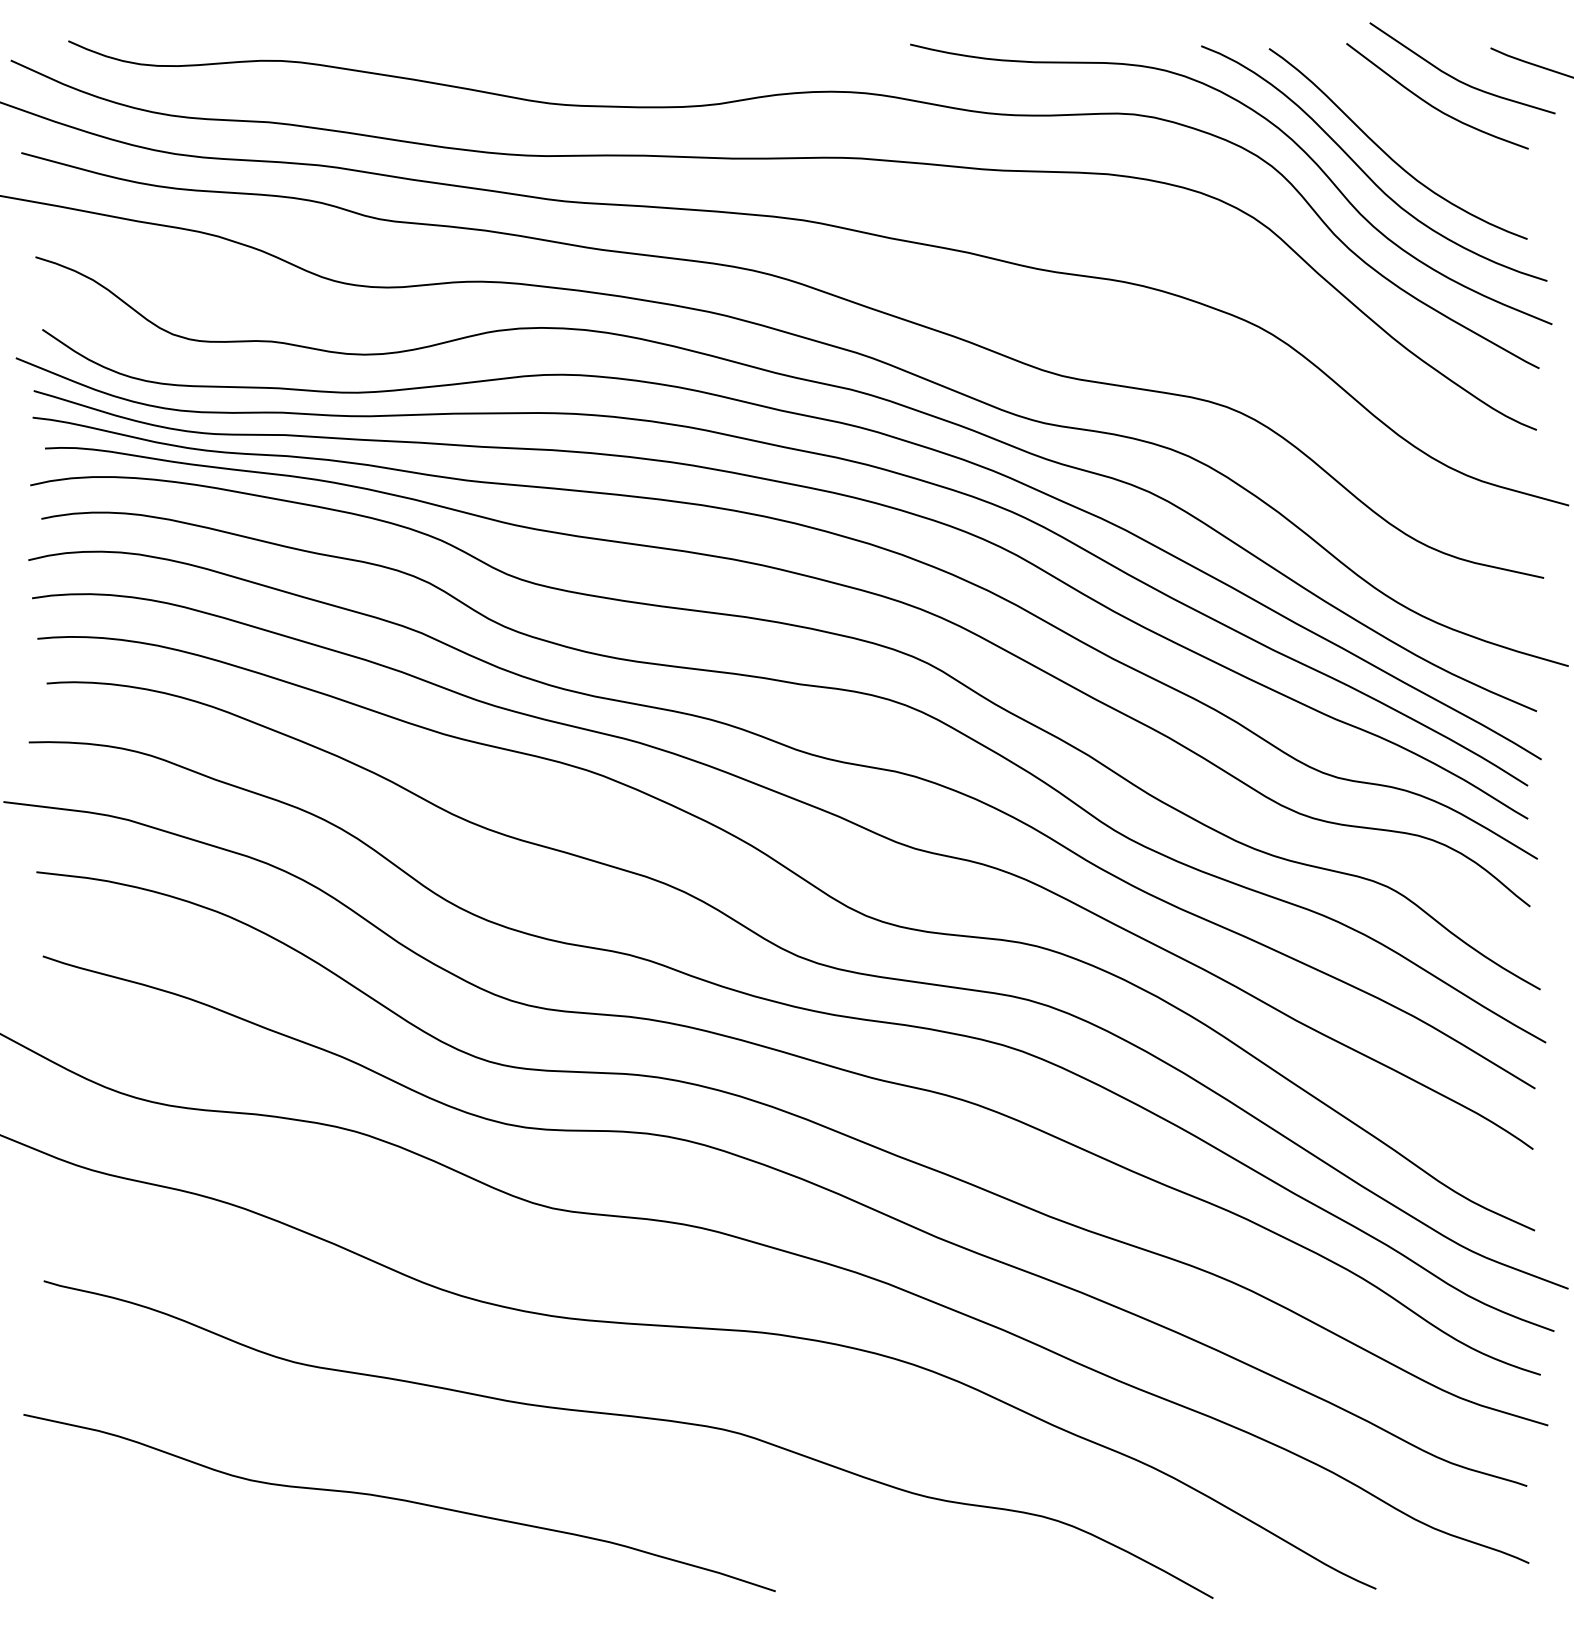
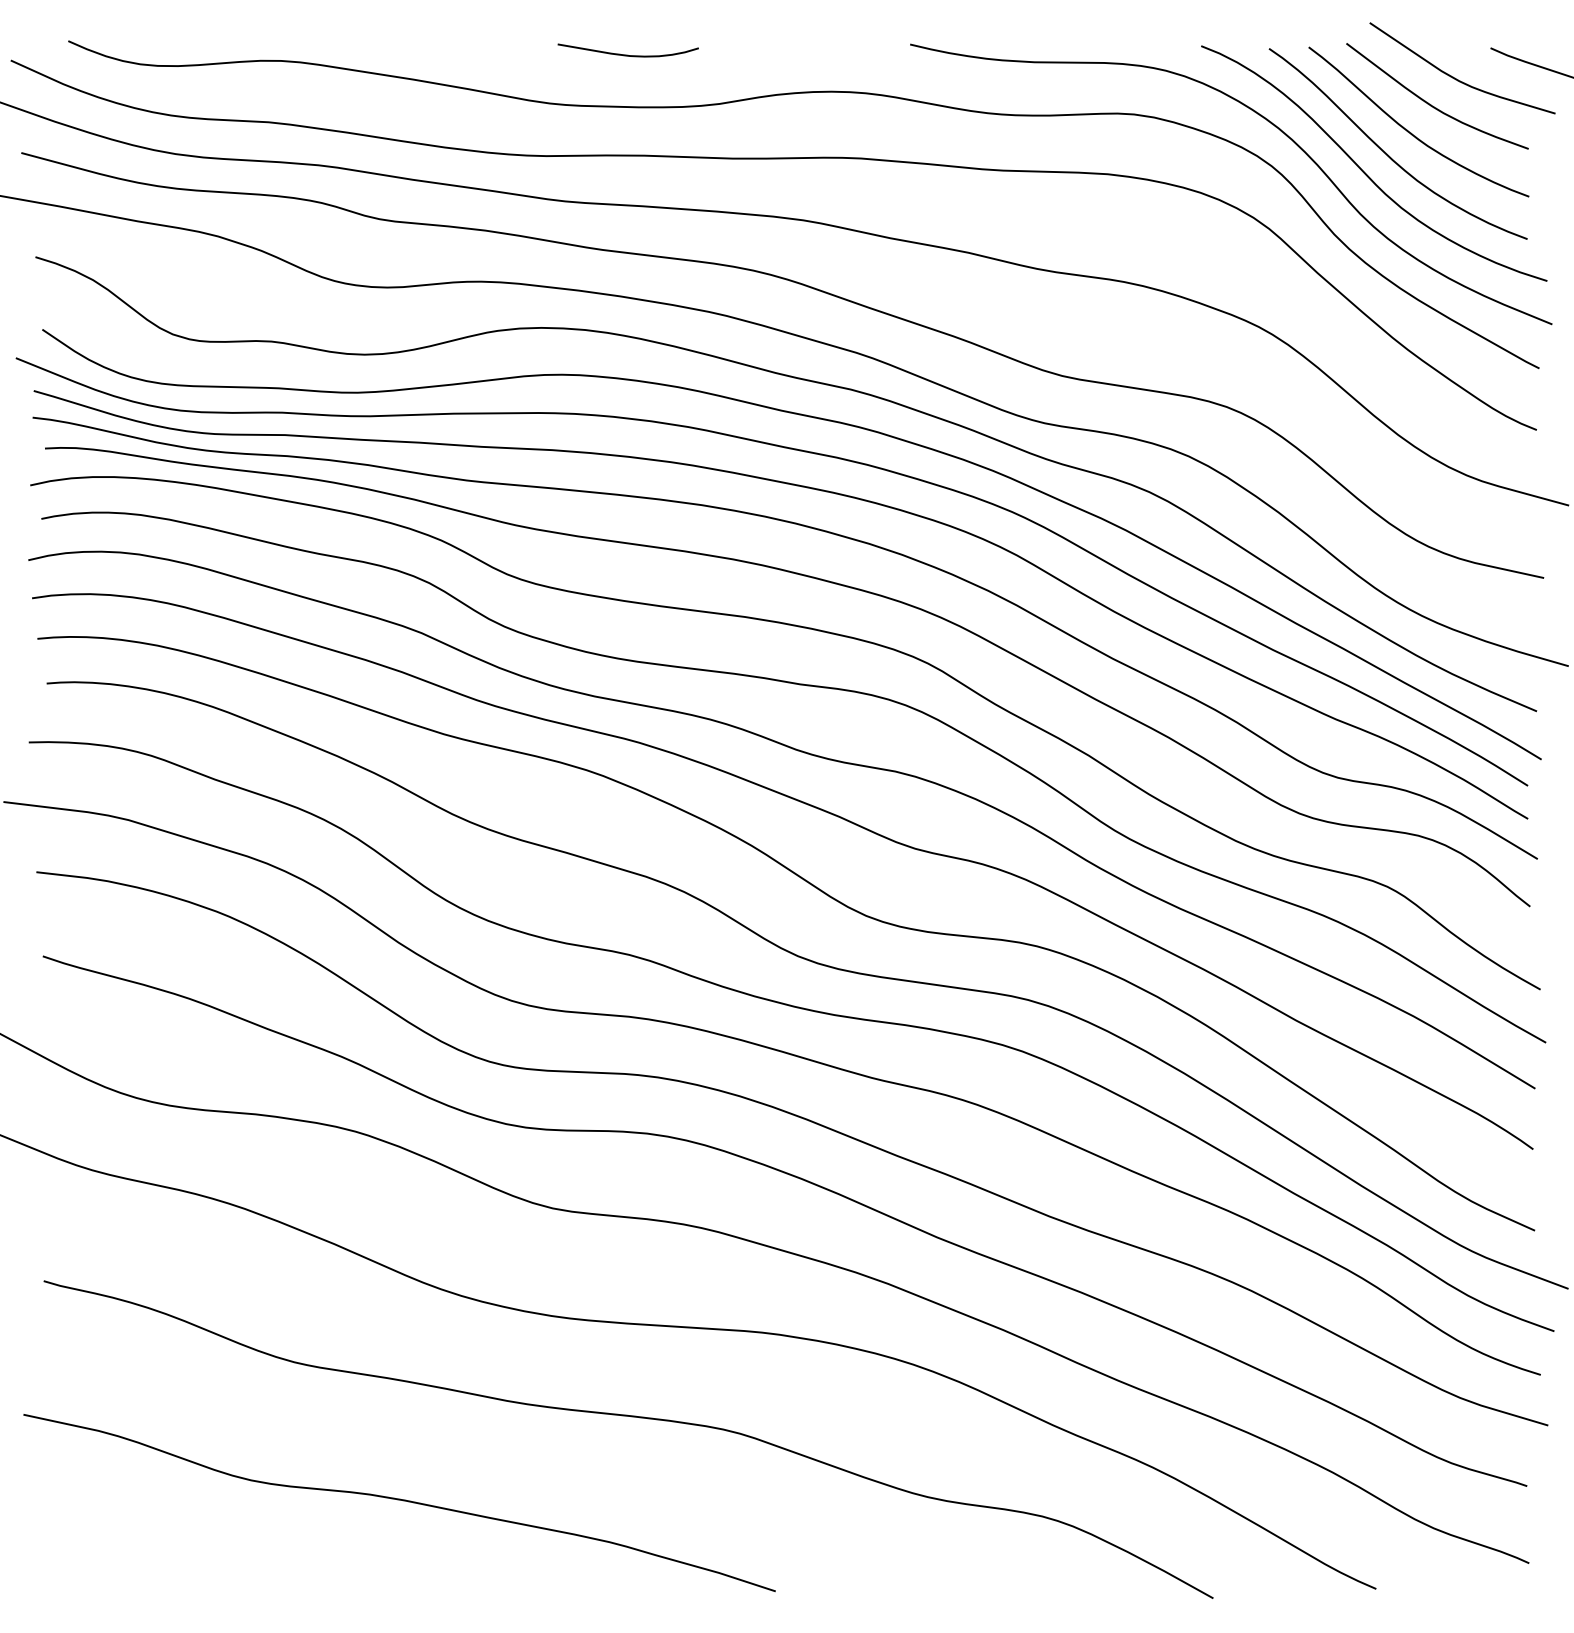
curve: none -> present (627, 54)
curve: none -> present (1411, 132)
